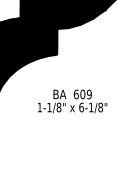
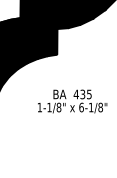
text: 609 -> 435 (82, 94)
